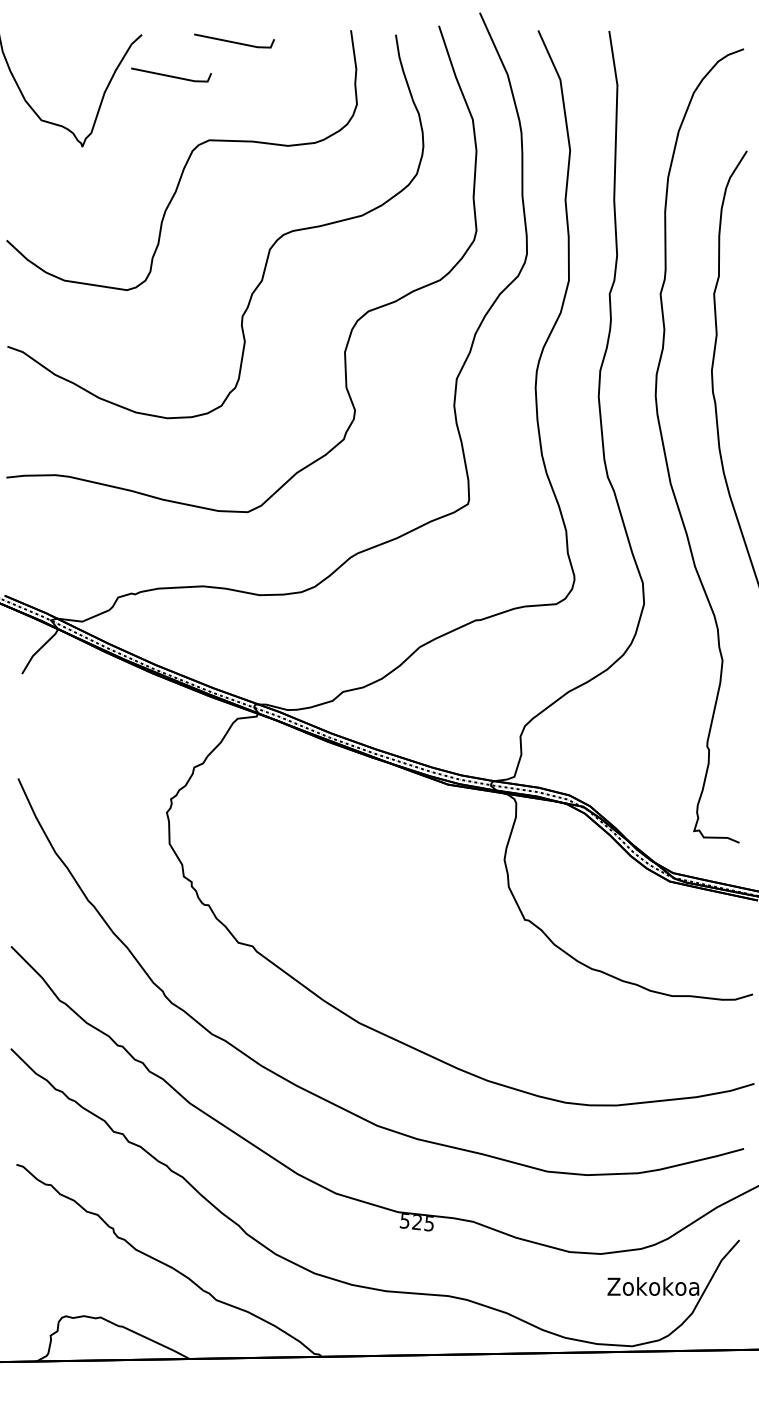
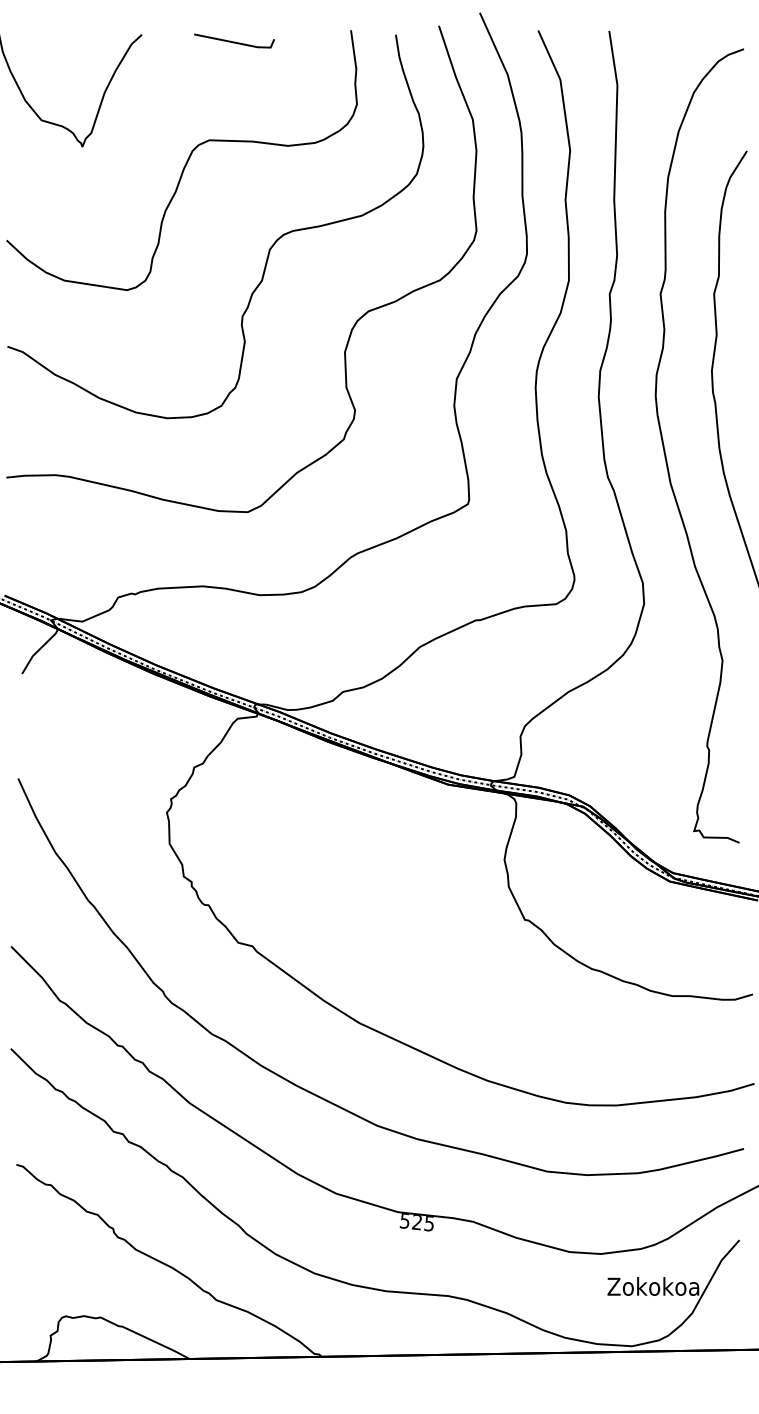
line: present -> none (171, 75)
